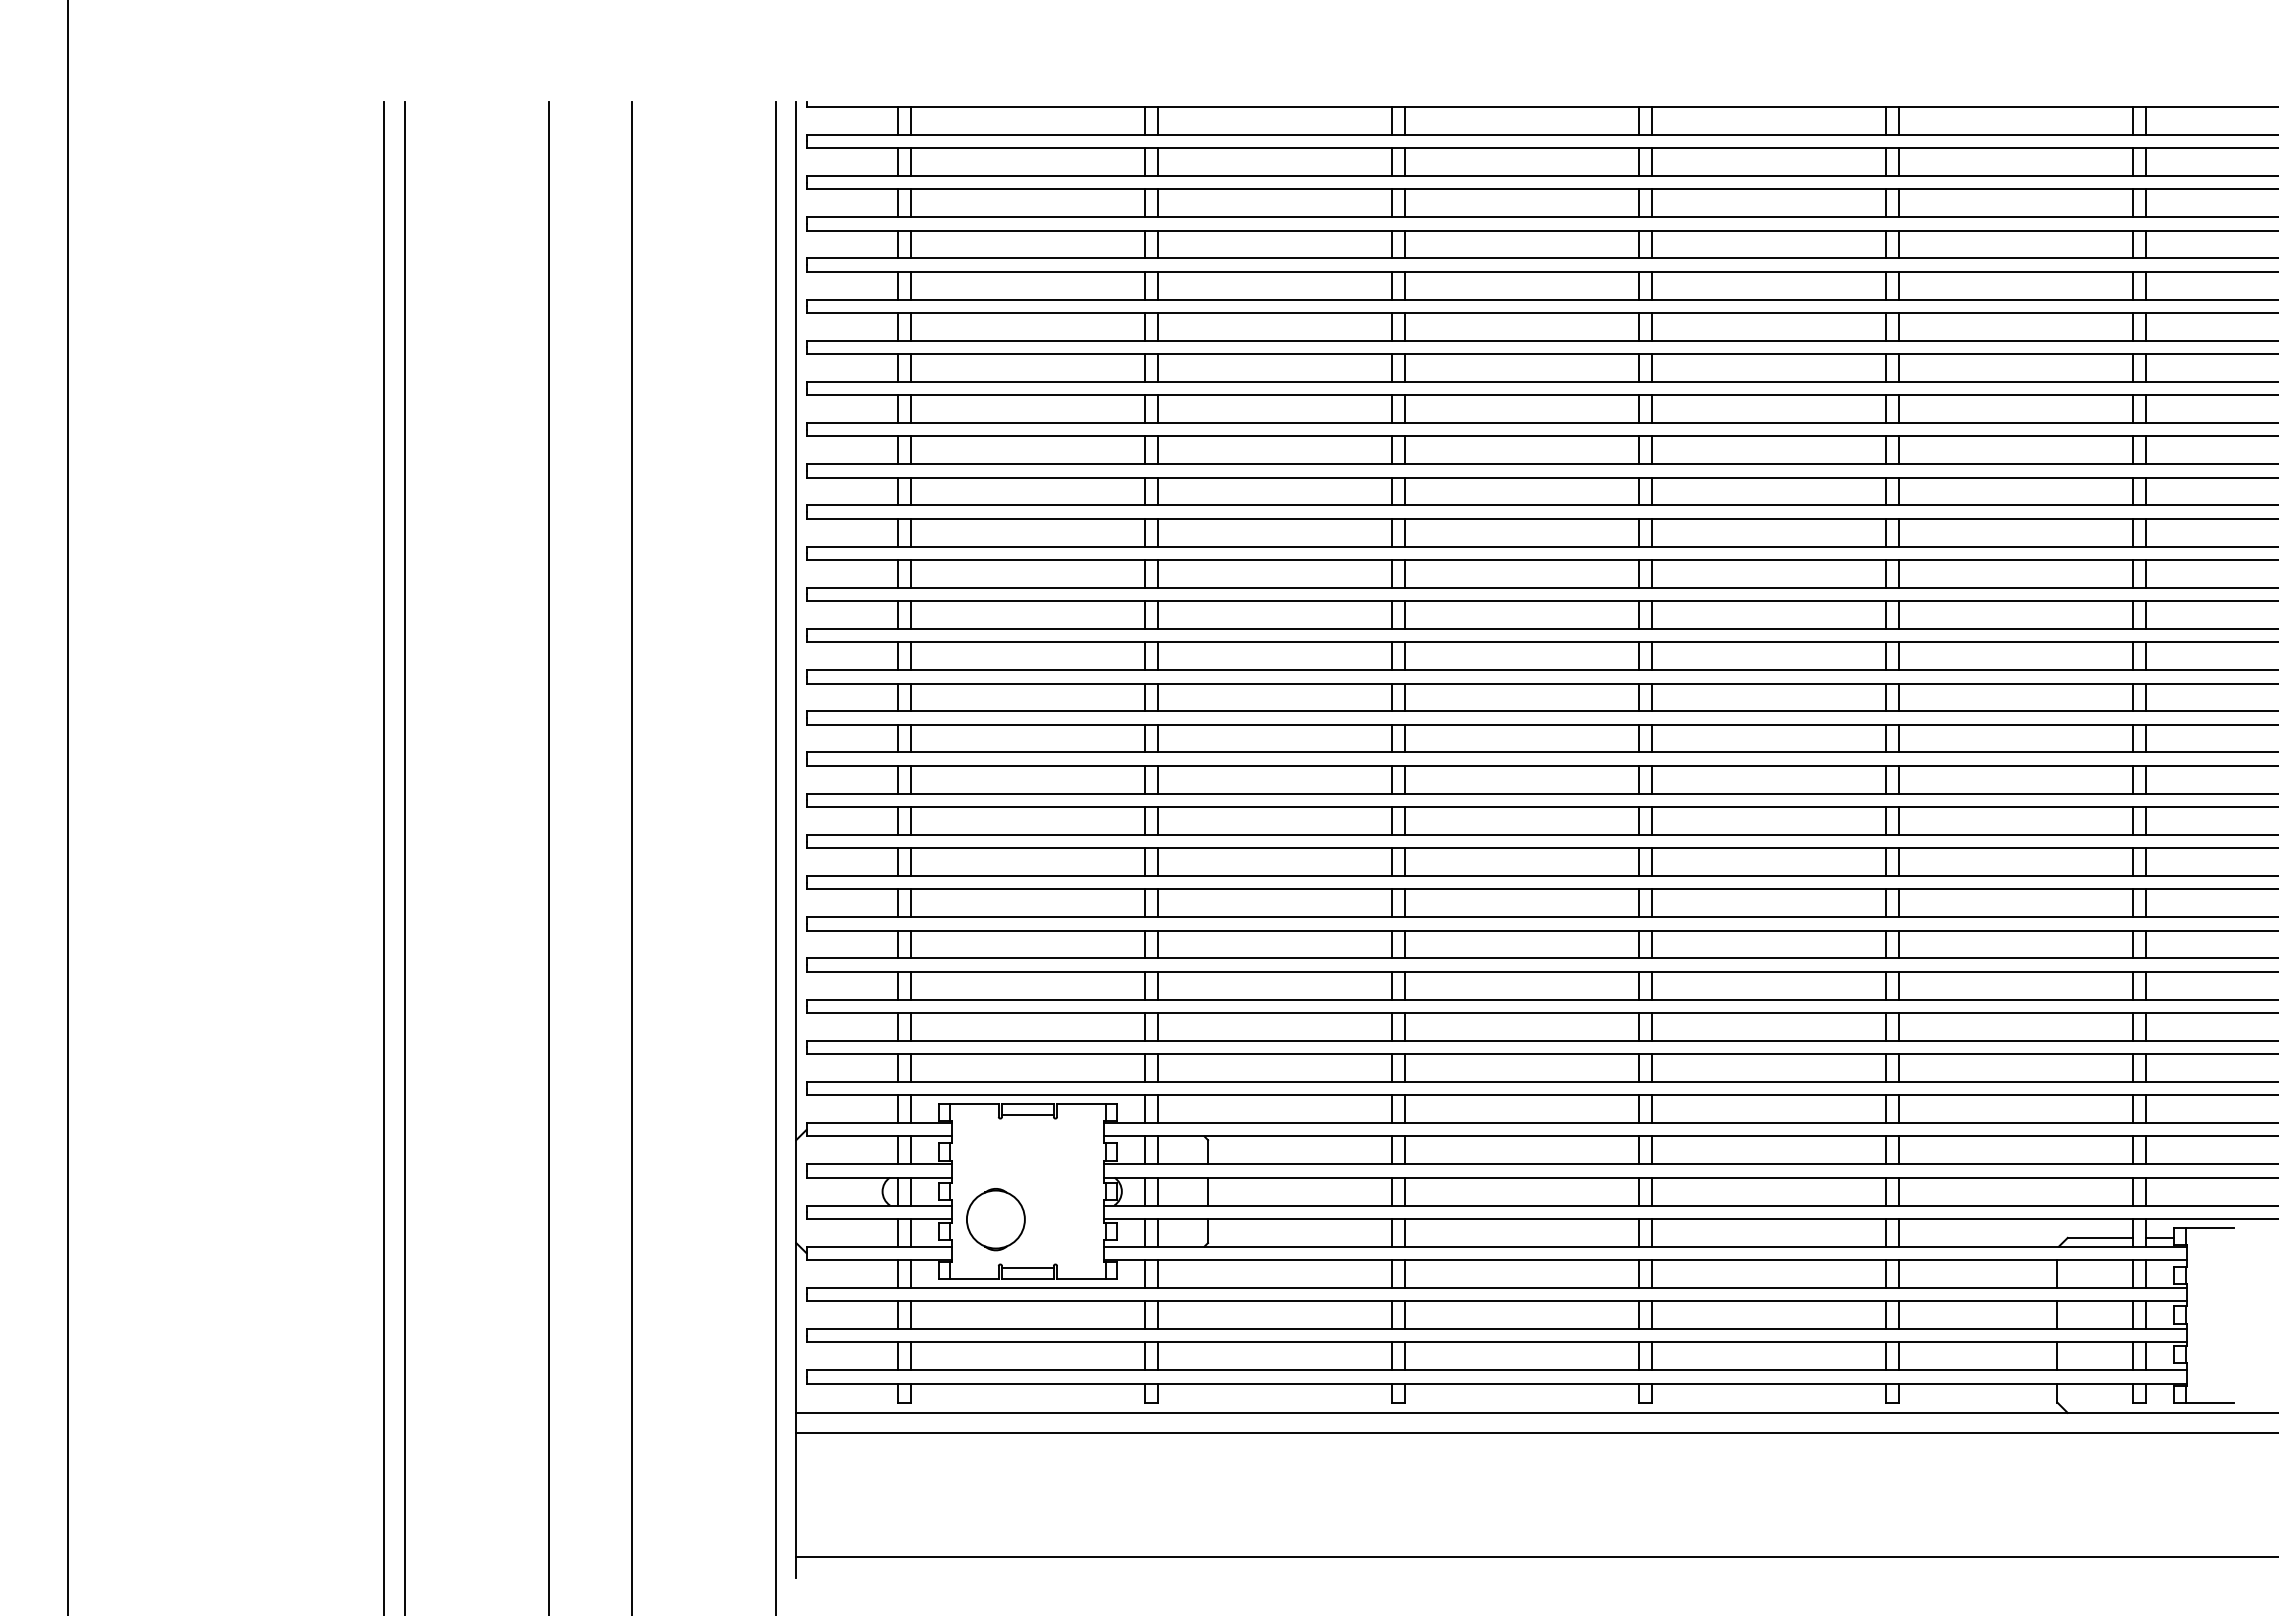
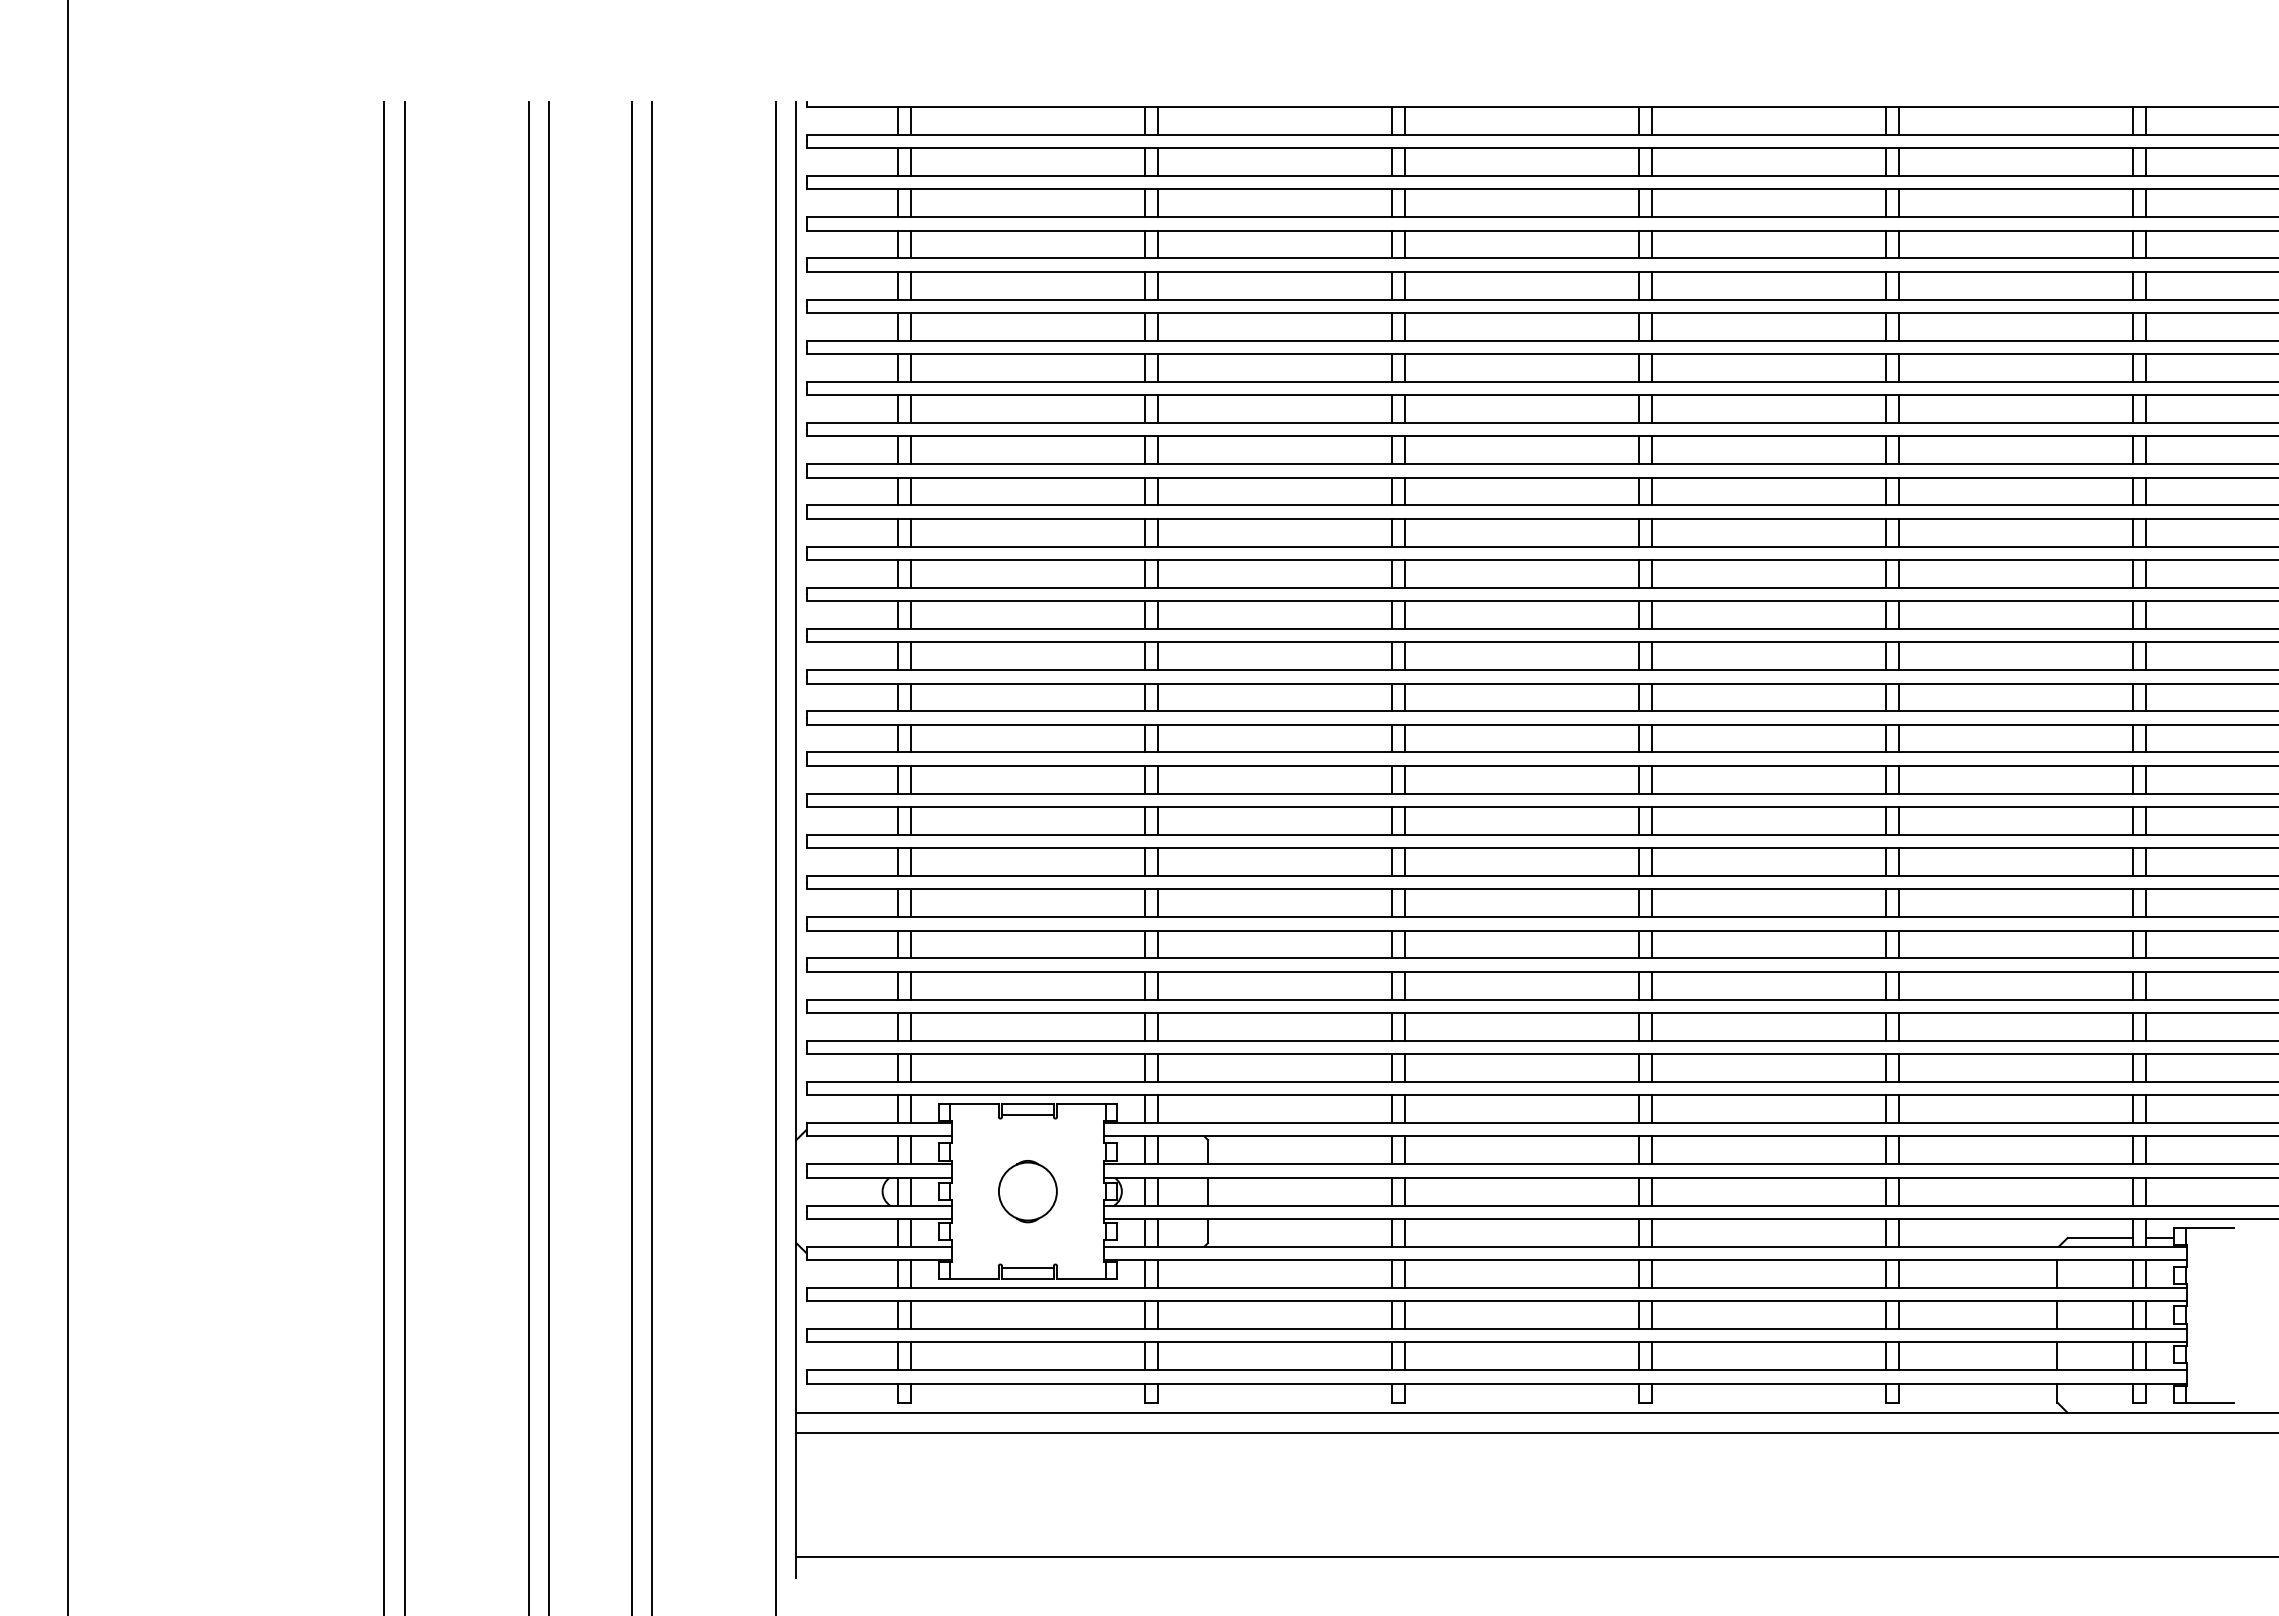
line: none -> present (528, 857)
line: none -> present (652, 857)
part position: (995, 1219) -> (1027, 1191) (1027, 1191)
